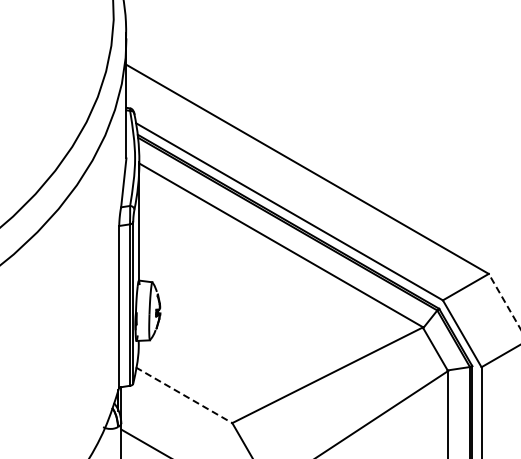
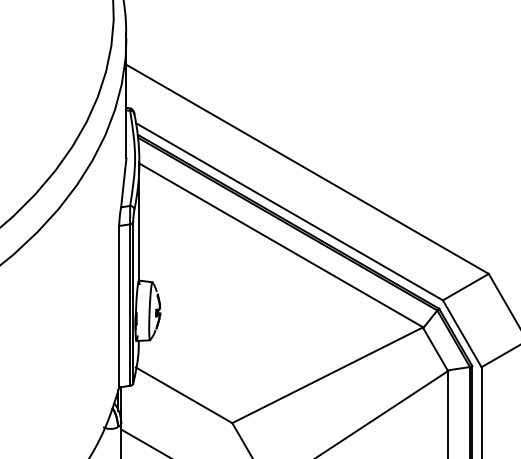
line: dashed -> solid (504, 301)
line: dashed -> solid (184, 395)
